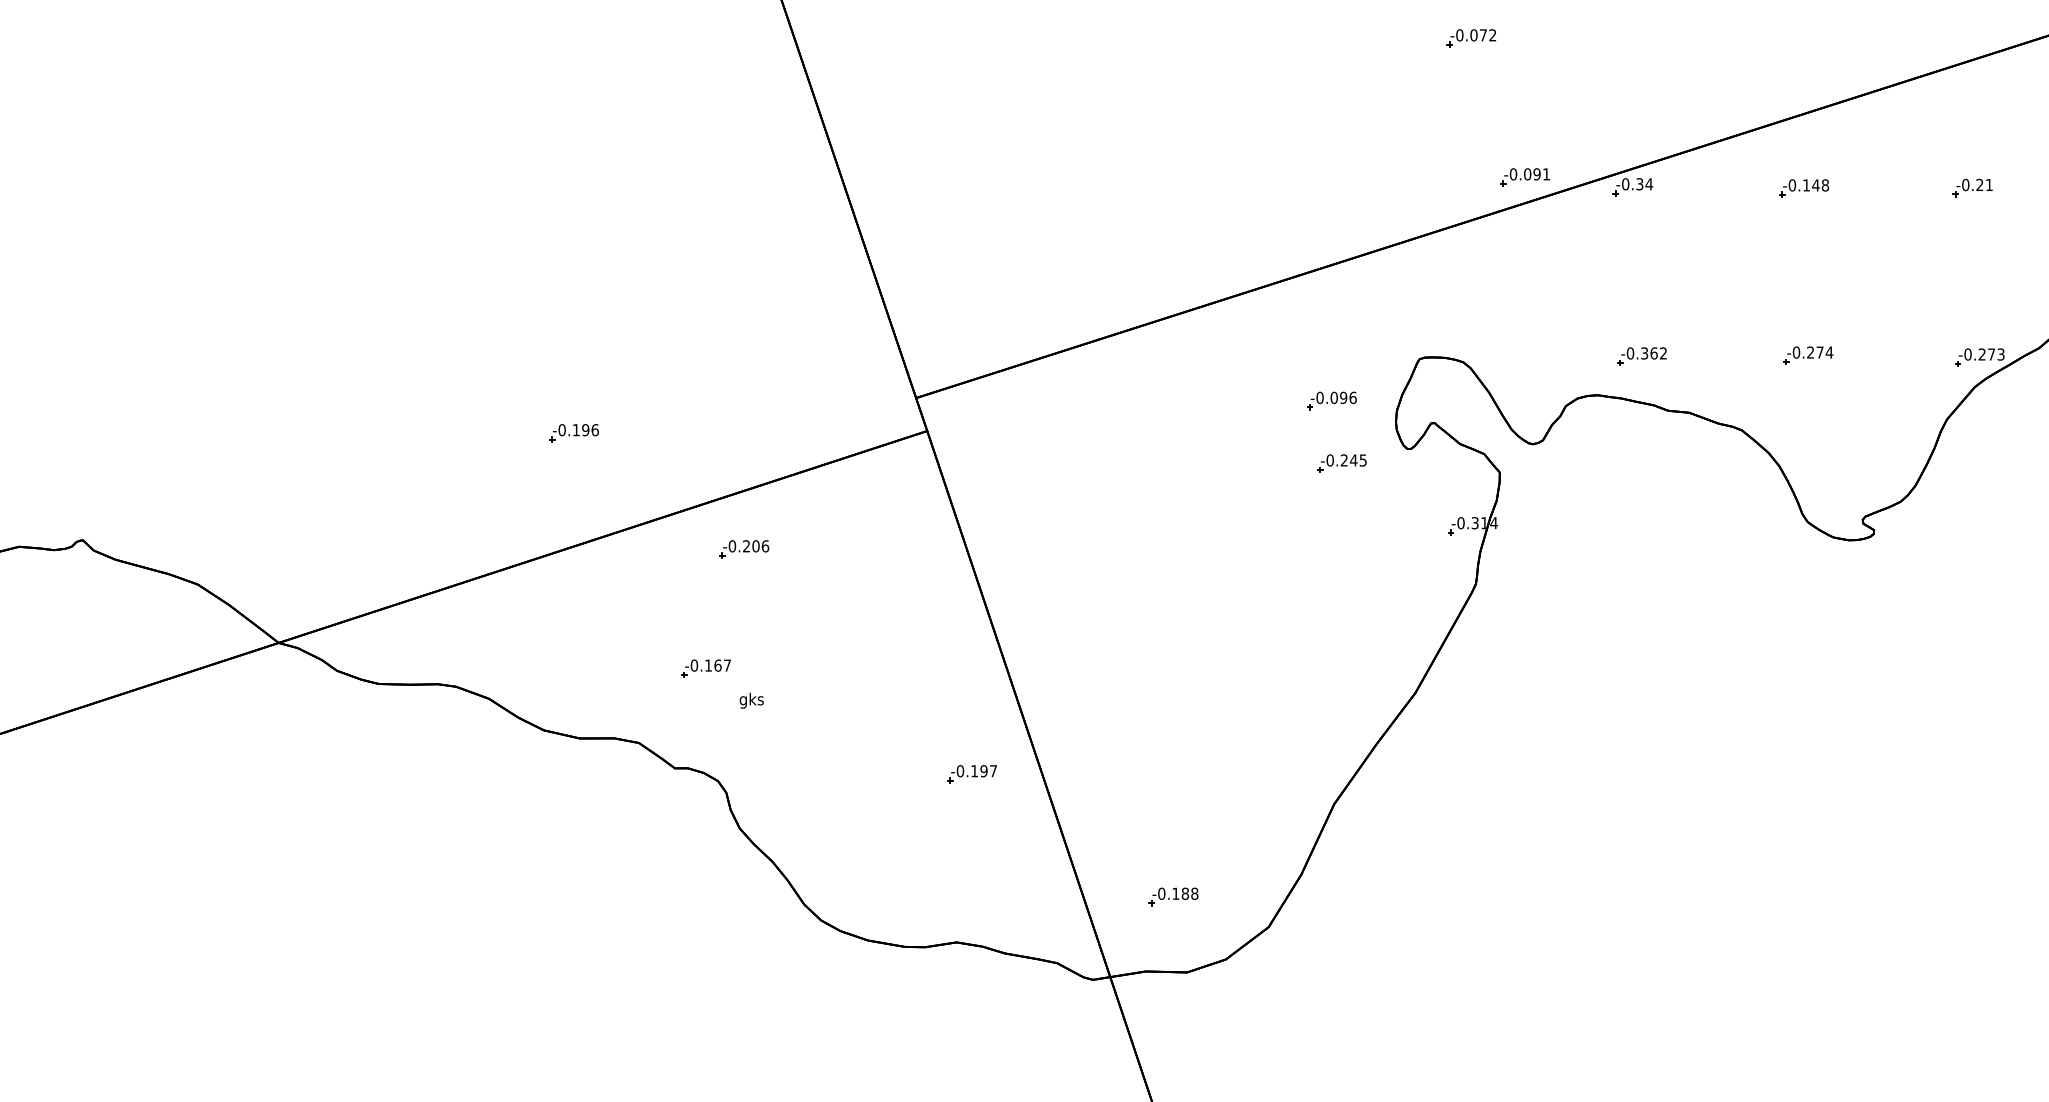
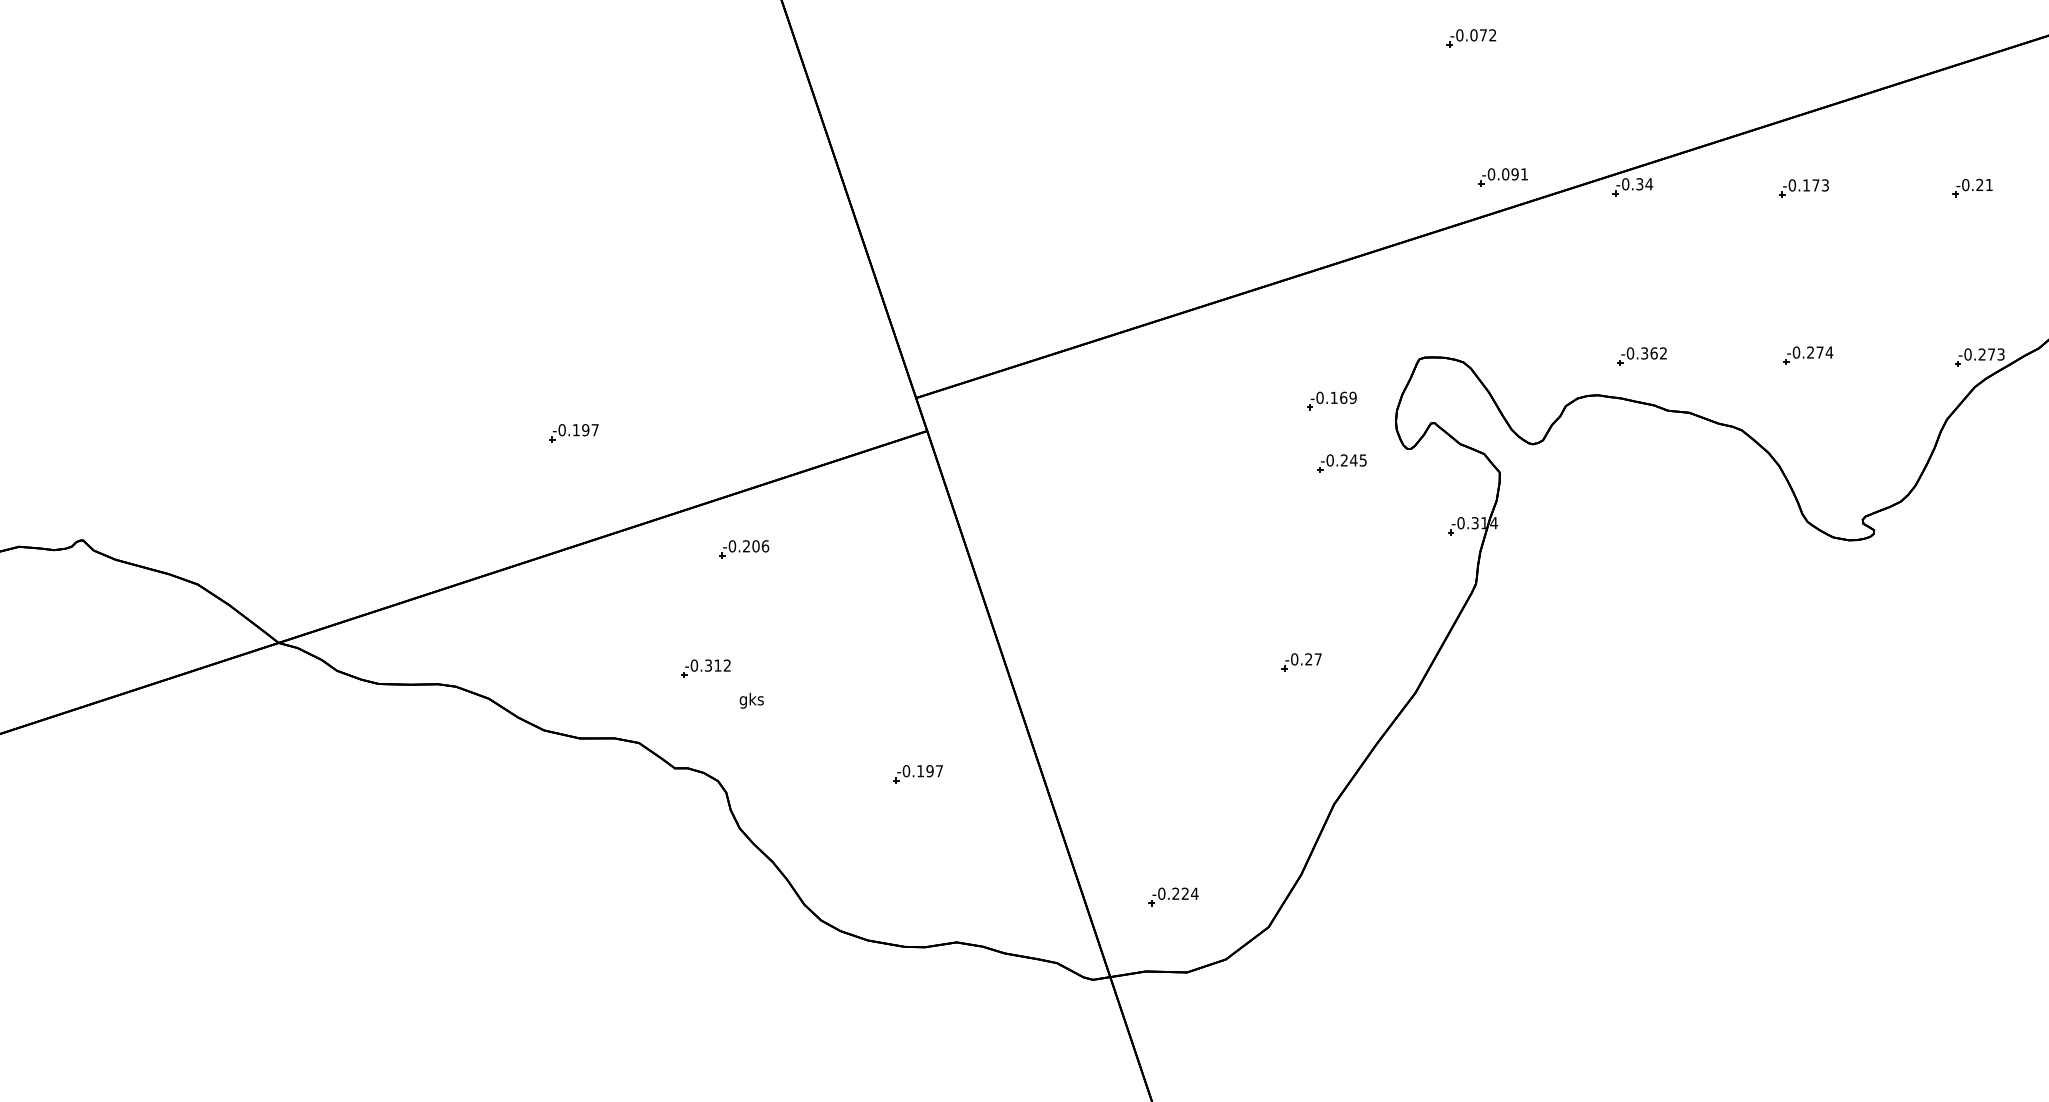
part position: (1524, 177) -> (1502, 177) (1502, 177)
text: -0.148 -> -0.173 (1820, 185)
text: -0.096 -> -0.169 (1343, 397)
text: -0.196 -> -0.197 (594, 430)
part: none -> present (1301, 662)
text: -0.167 -> -0.312 (717, 665)
part position: (971, 774) -> (917, 774) (917, 774)
text: -0.188 -> -0.224 (1185, 893)
